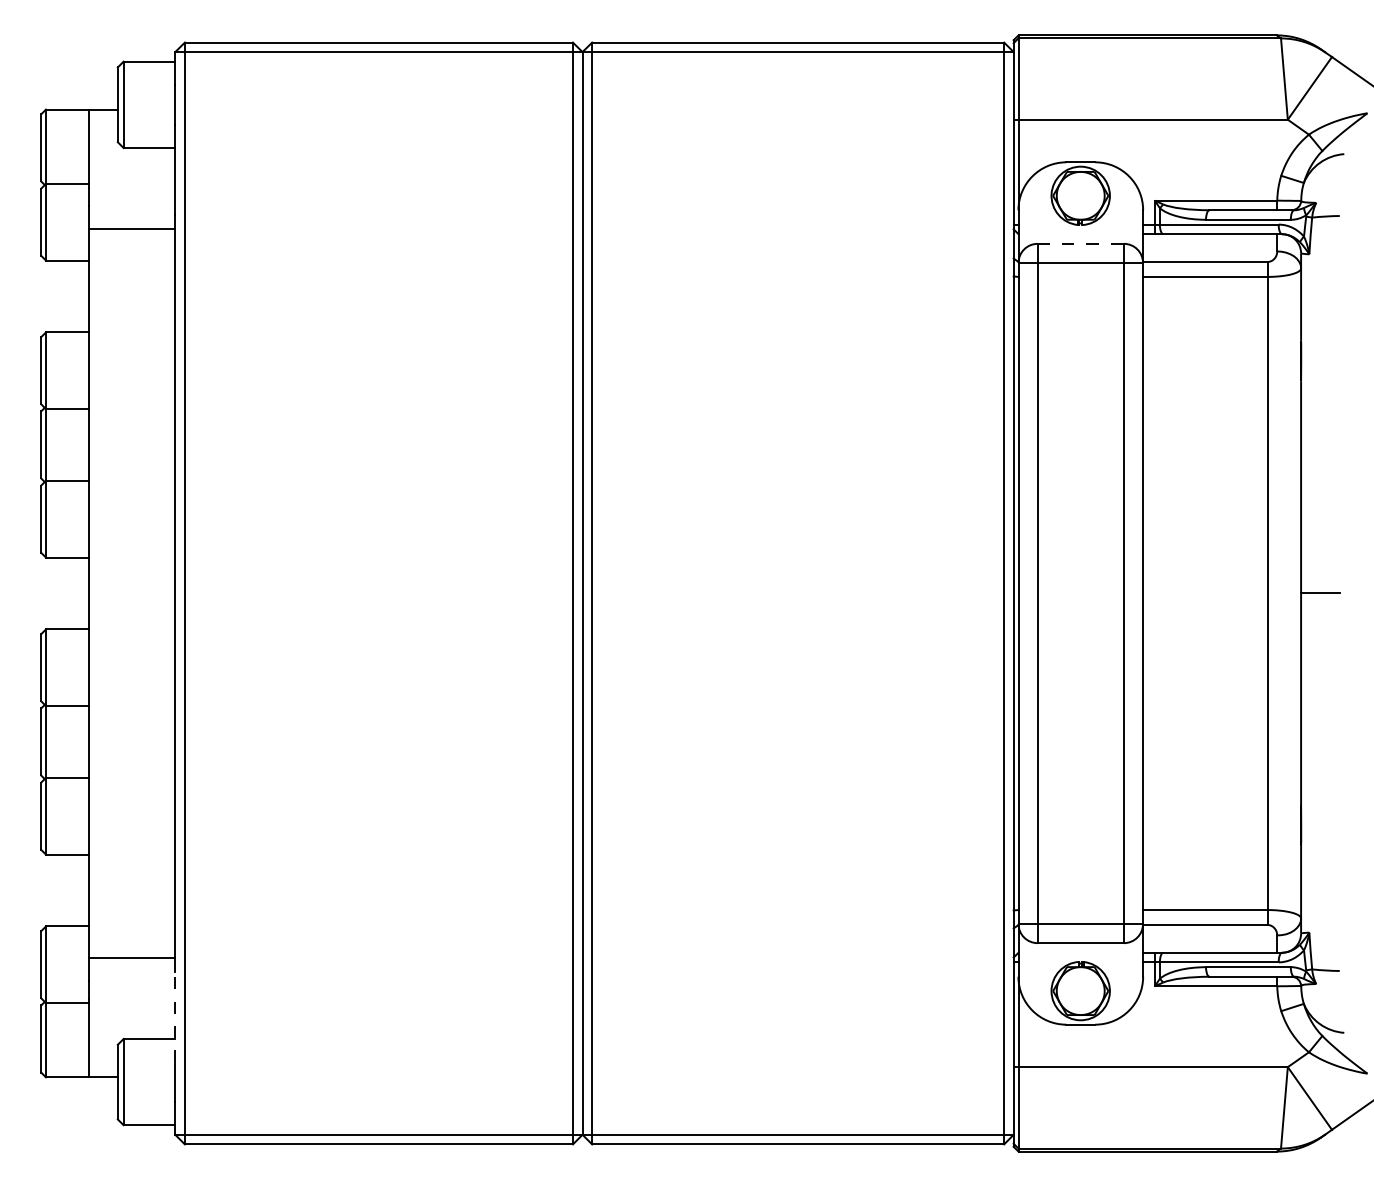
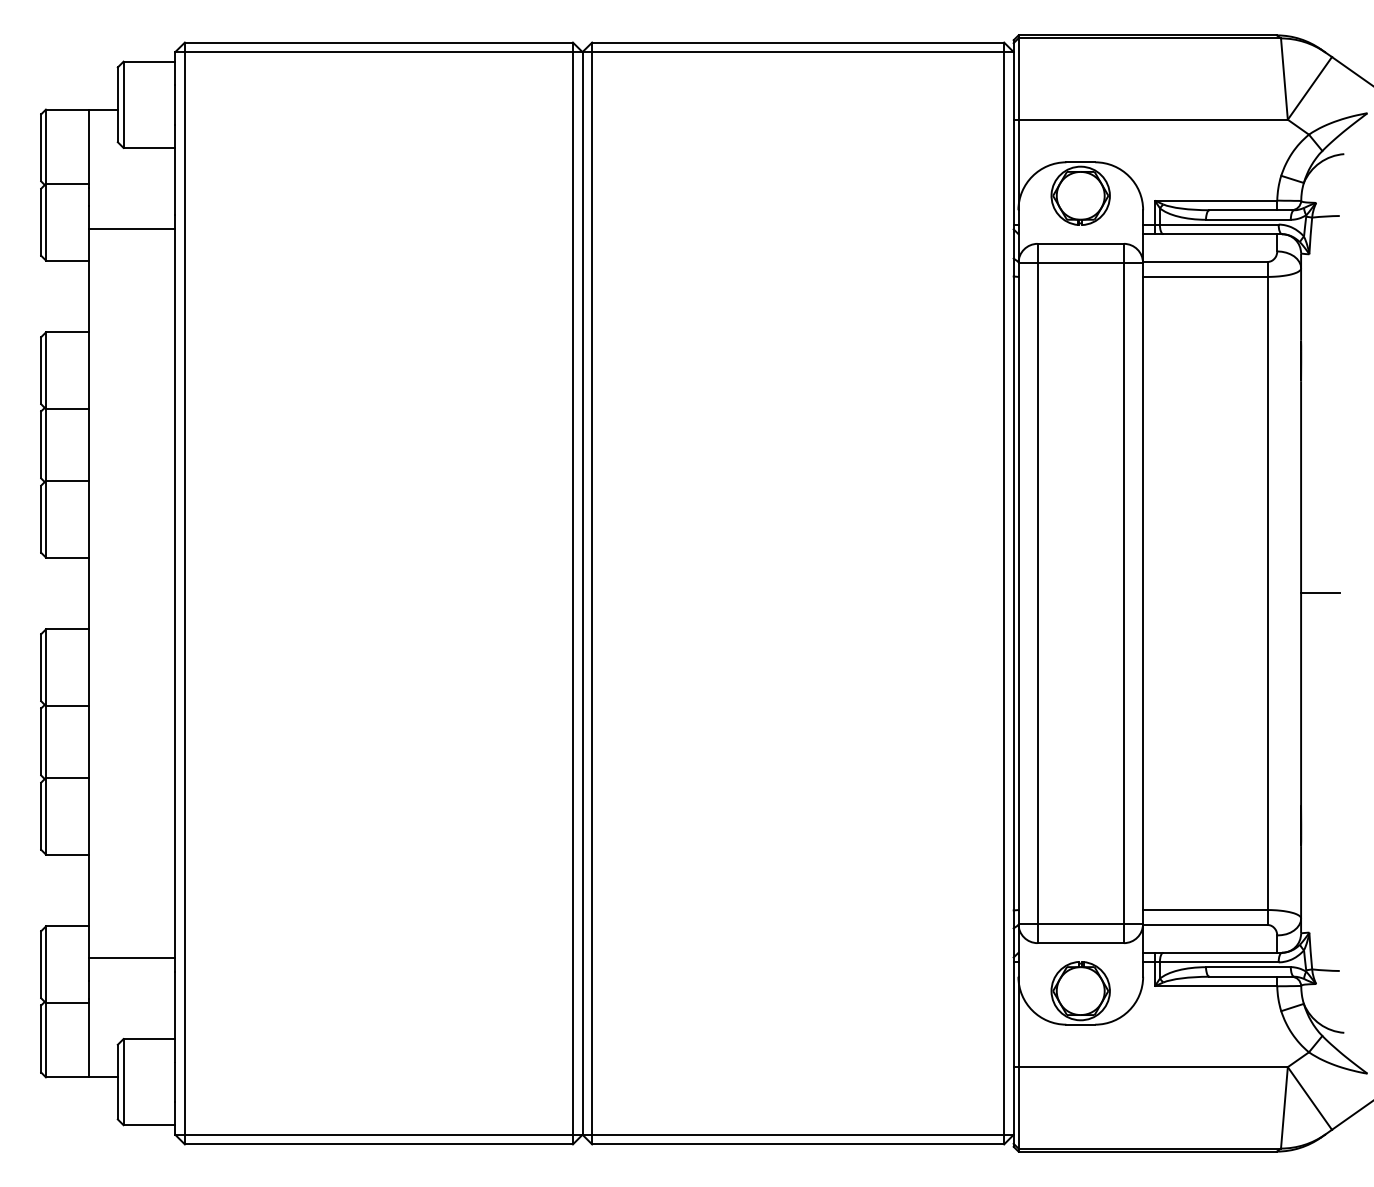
line: dashed -> solid (1081, 243)
line: dashed -> solid (175, 1016)
